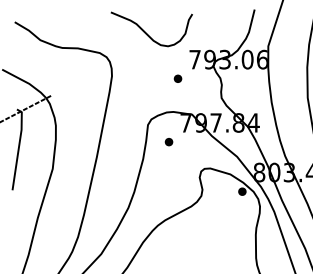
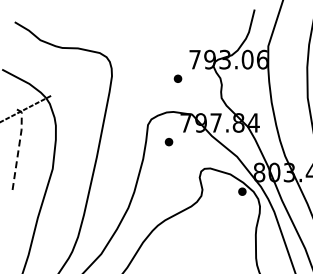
curve: present -> none (147, 33)
line: solid -> dashed (18, 147)
